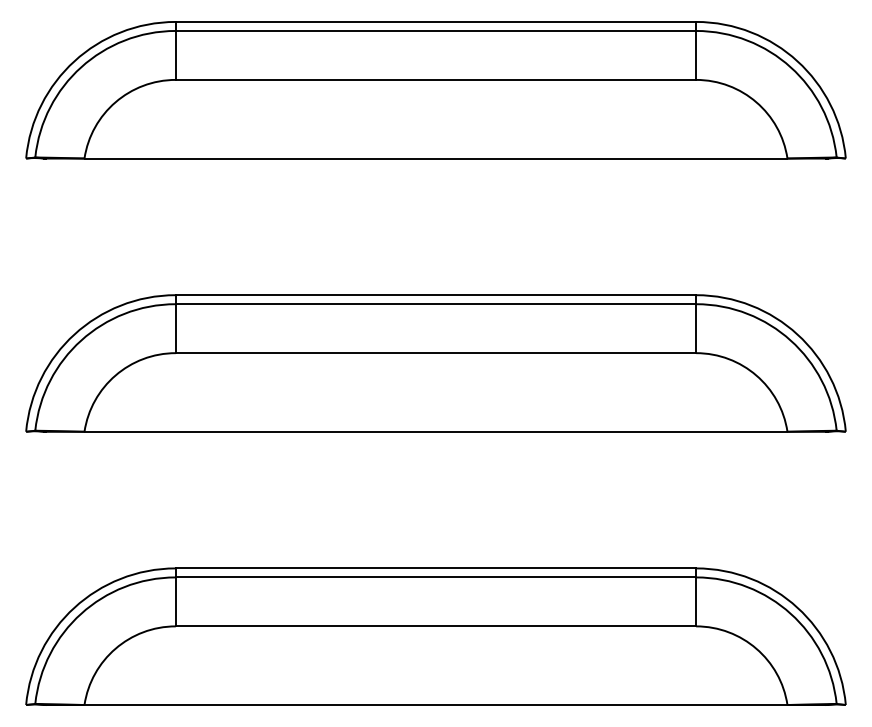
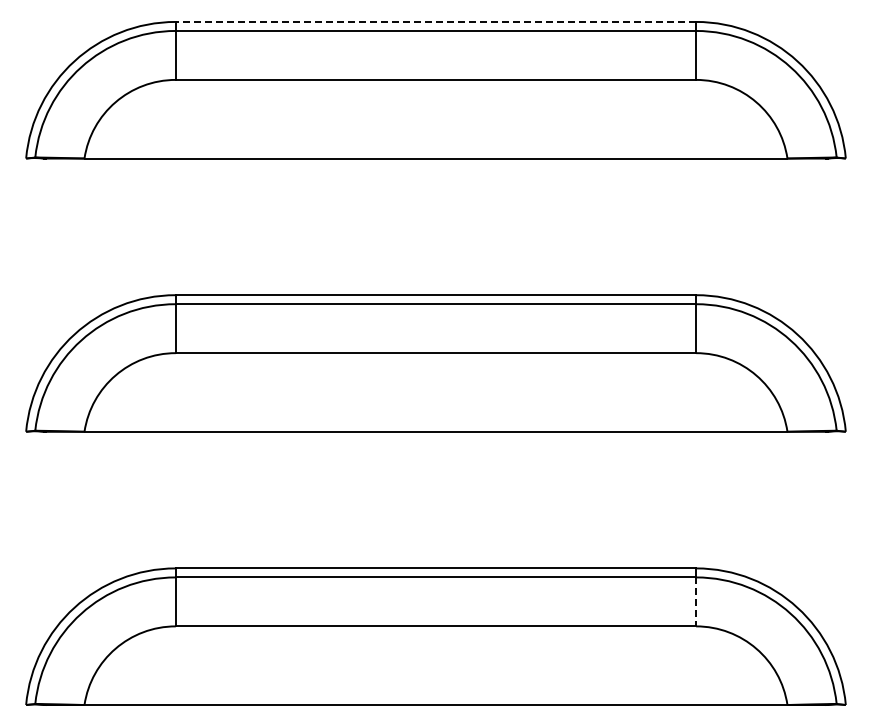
line: solid -> dashed (435, 21)
line: solid -> dashed (696, 602)
